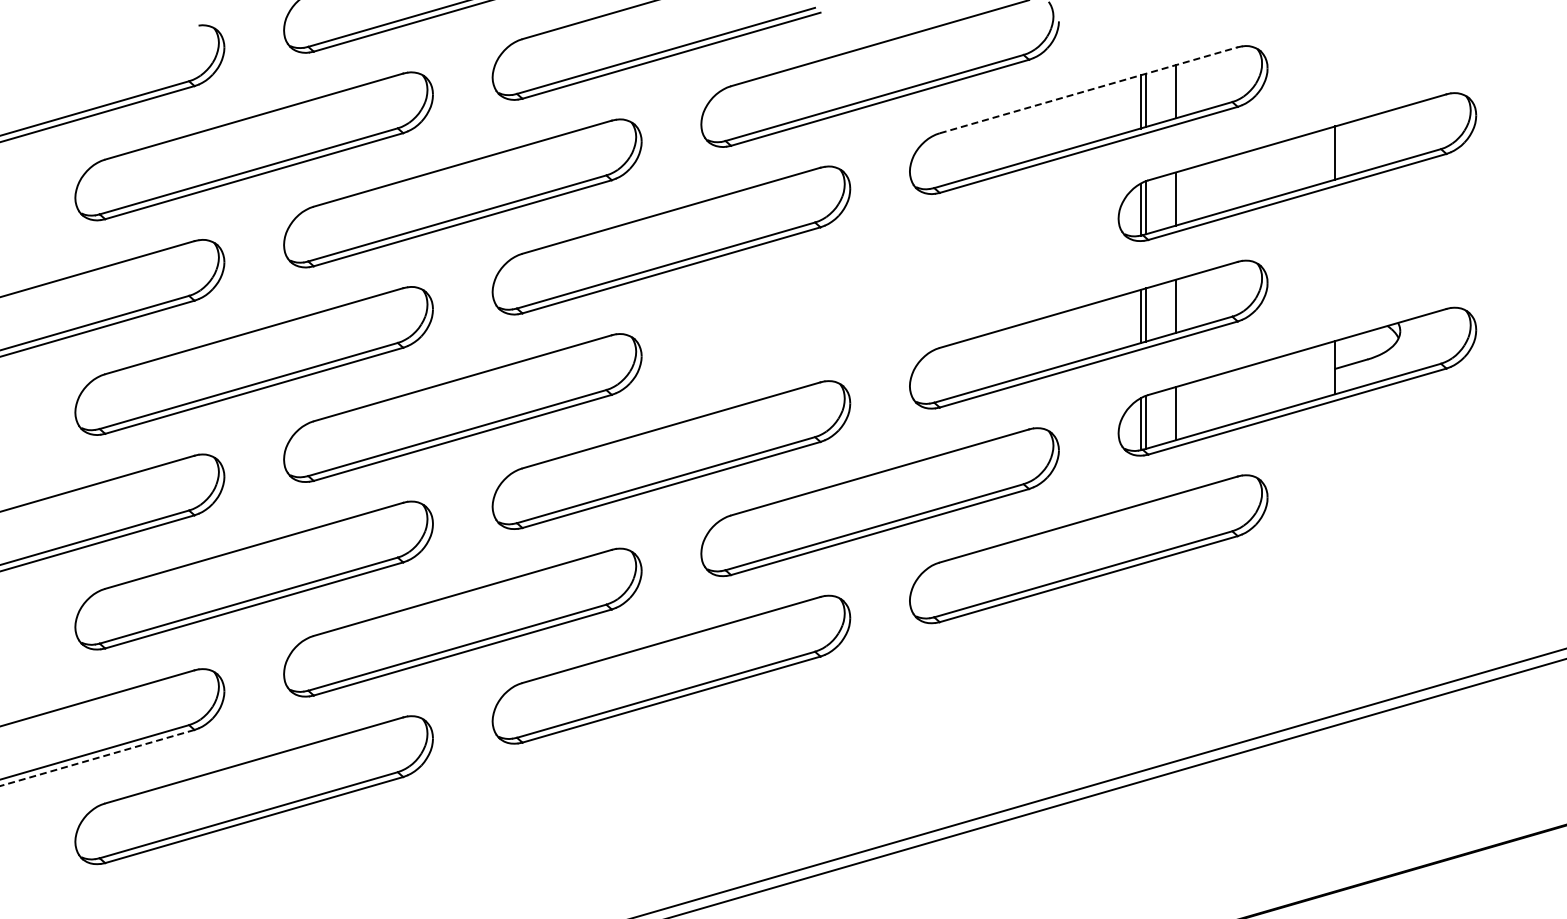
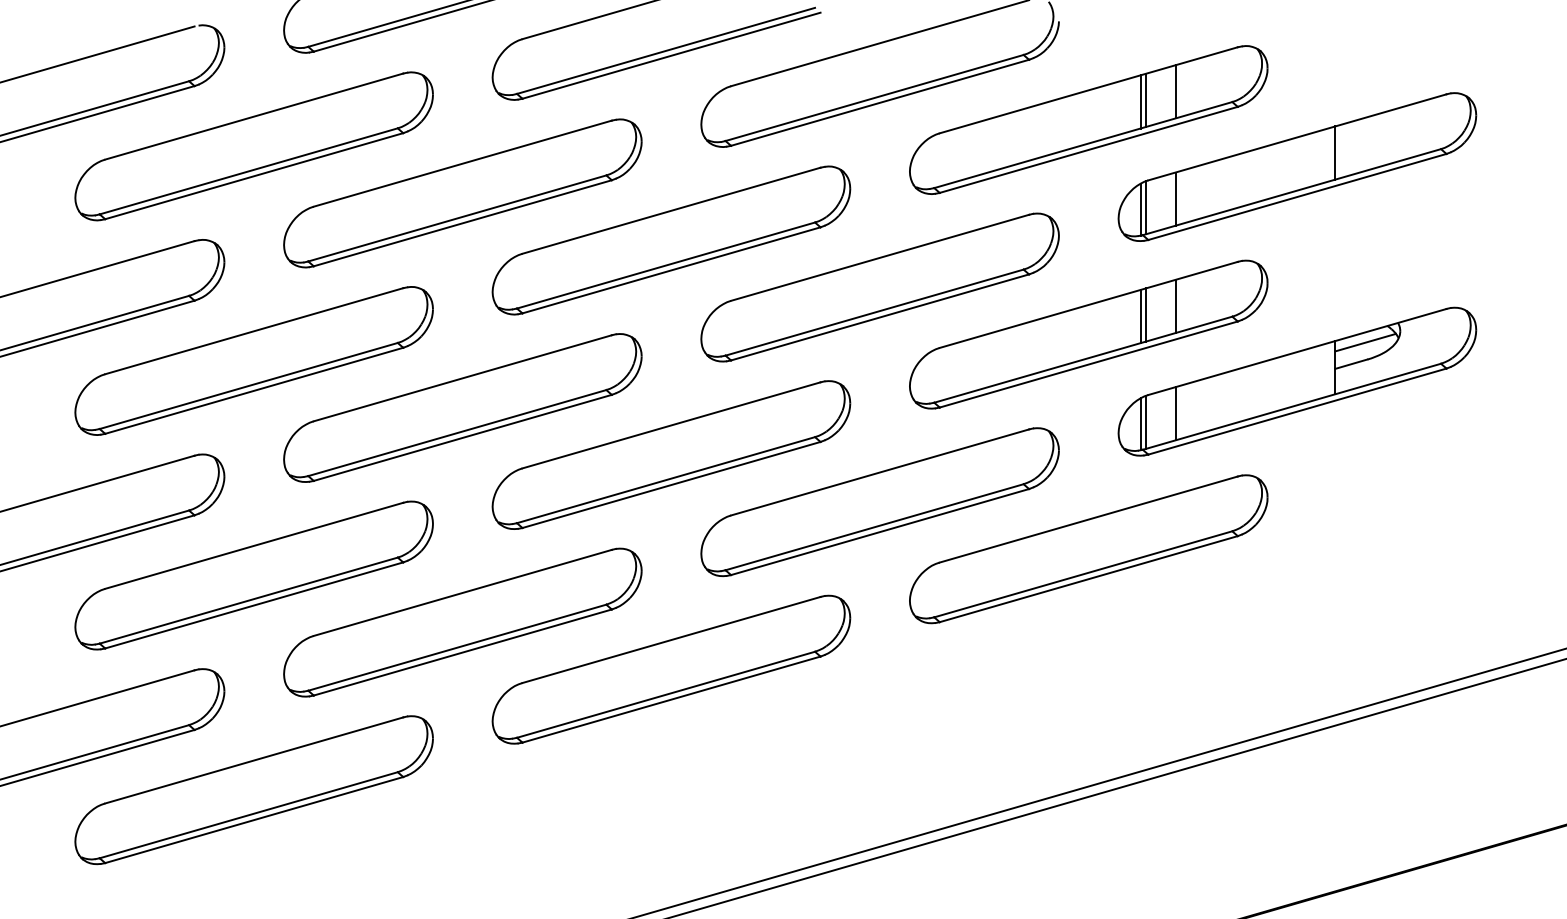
line: none -> present (98, 53)
line: dashed -> solid (1089, 90)
part: none -> present (879, 287)
line: none -> present (1365, 342)
line: dashed -> solid (96, 758)
